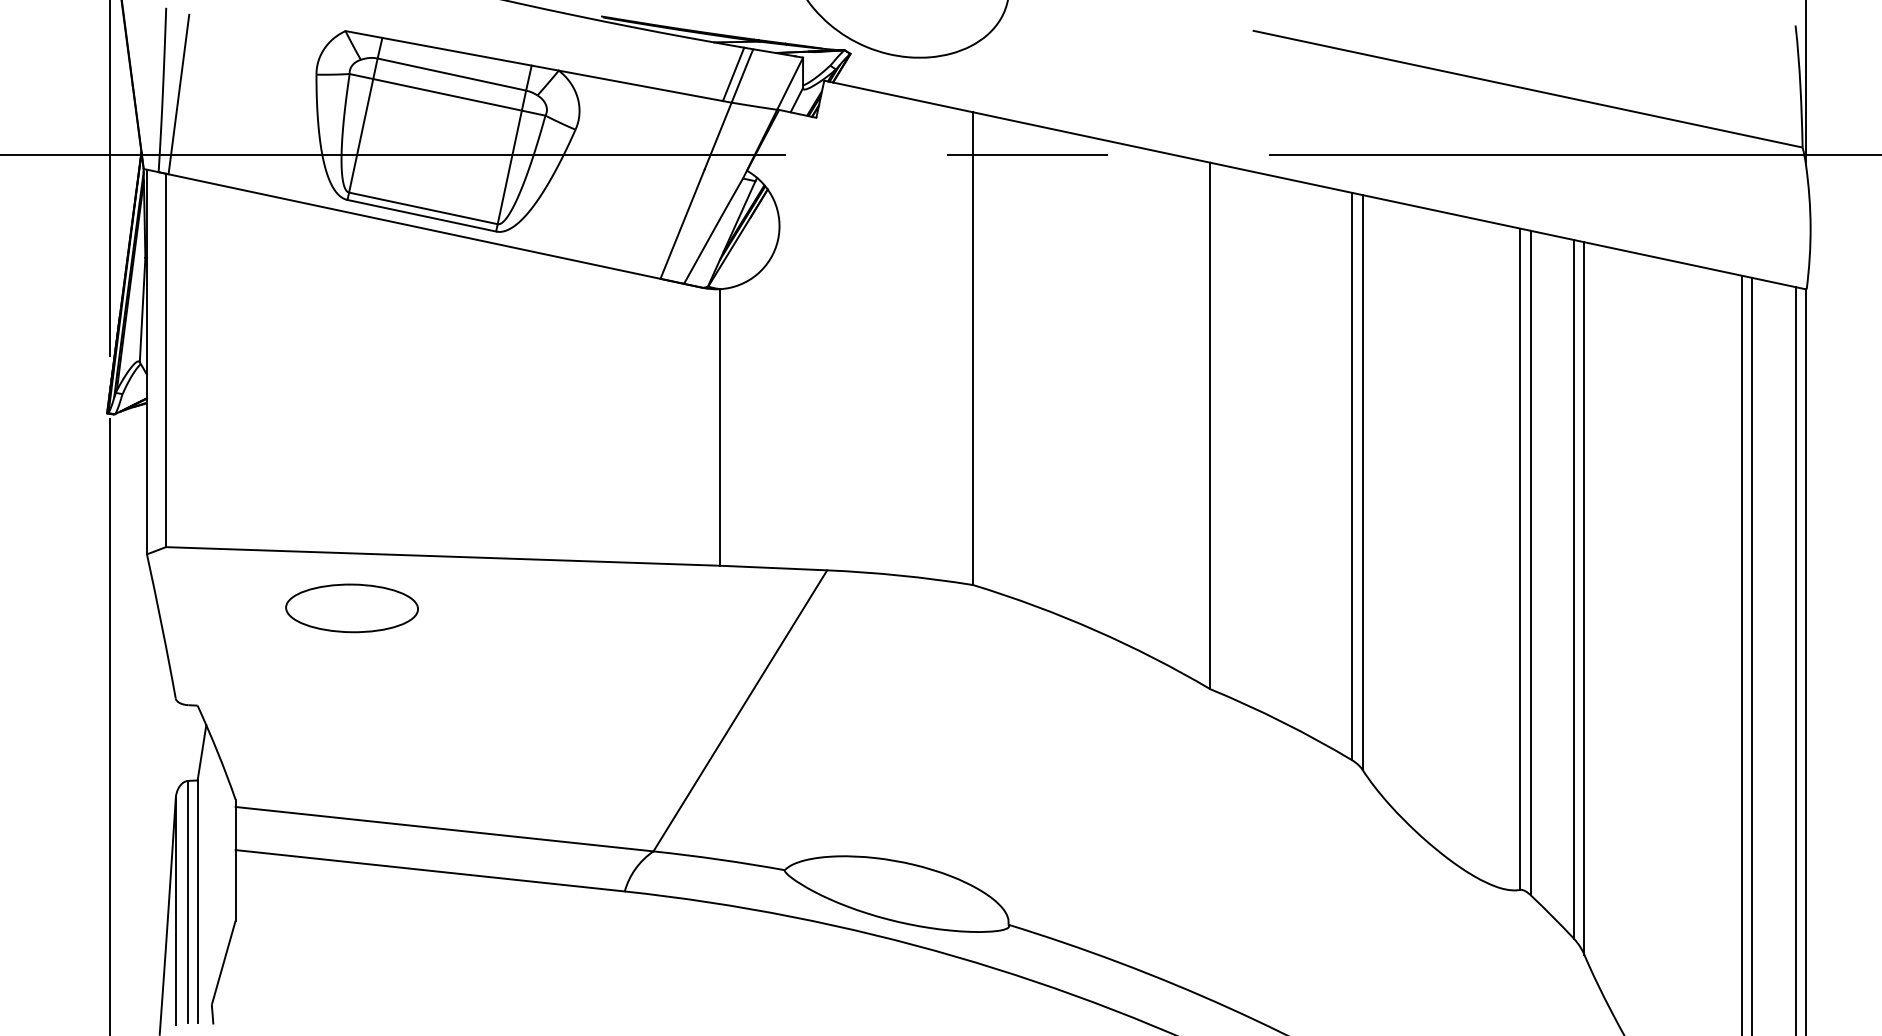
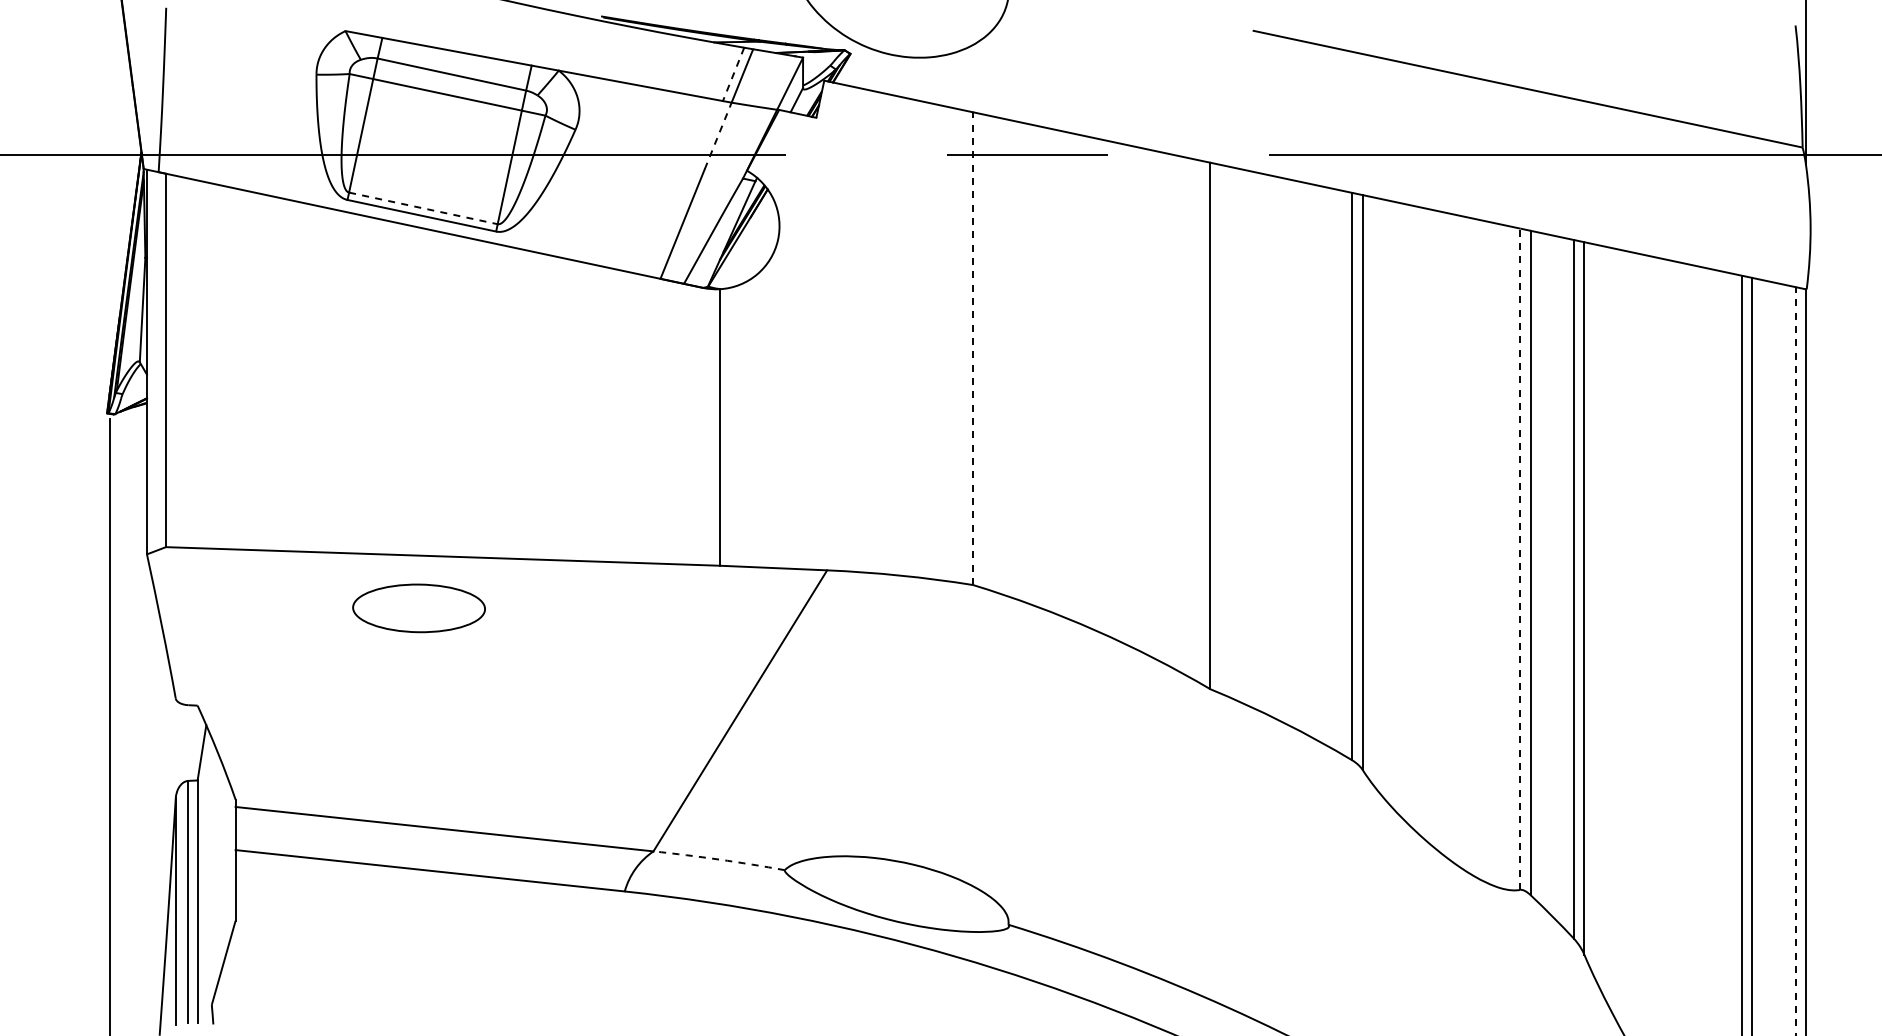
line: solid -> dashed (733, 74)
line: present -> none (178, 94)
line: solid -> dashed (718, 136)
line: present -> none (110, 178)
line: solid -> dashed (423, 208)
line: solid -> dashed (973, 348)
line: solid -> dashed (1520, 559)
part position: (351, 608) -> (418, 608) (418, 608)
line: solid -> dashed (1795, 660)
arc: solid -> dashed (719, 859)
